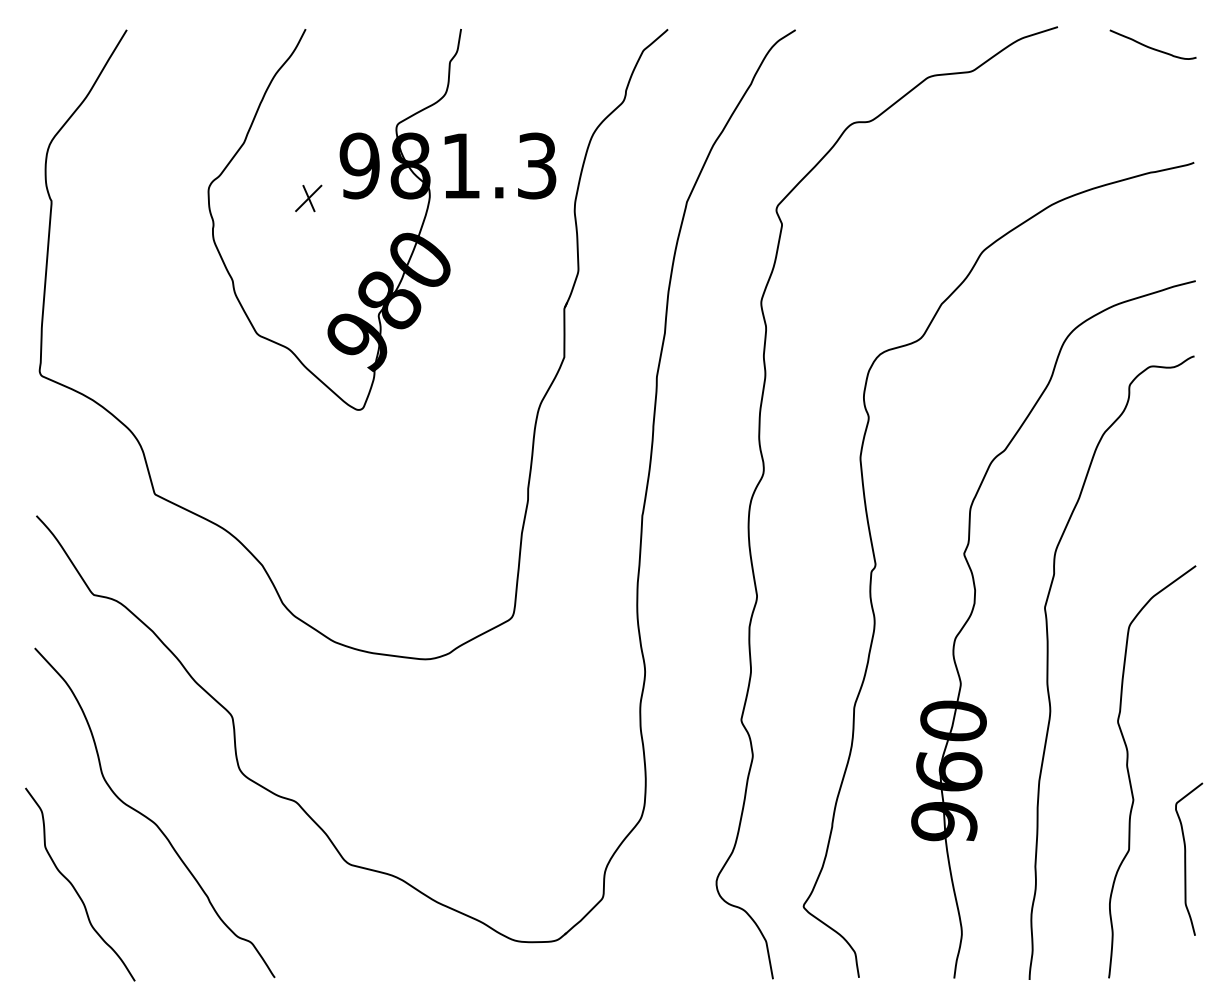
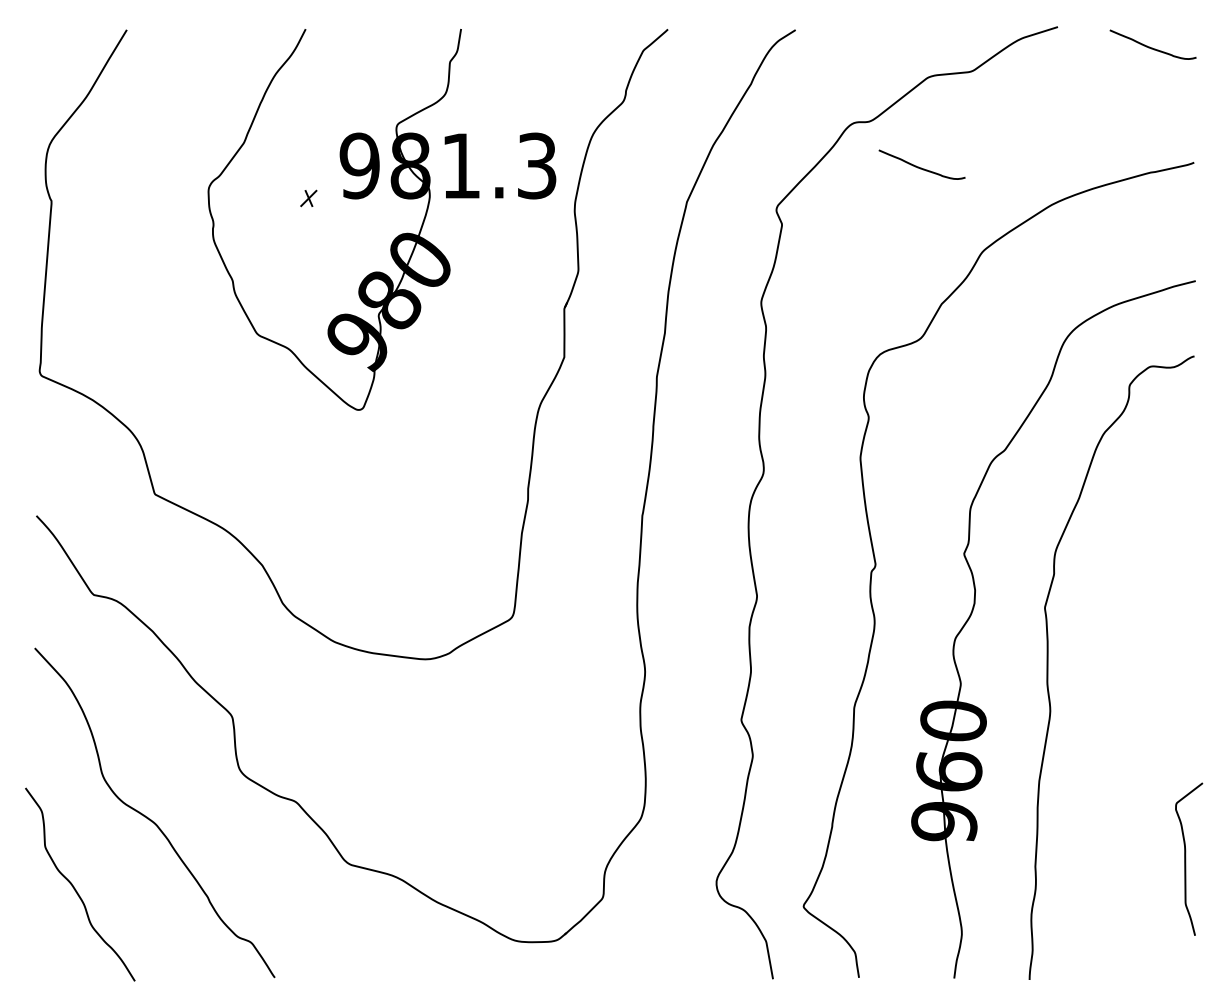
curve: none -> present (921, 167)
part size: 28x29 px -> 18x19 px (308, 198)
curve: present -> none (1130, 777)
